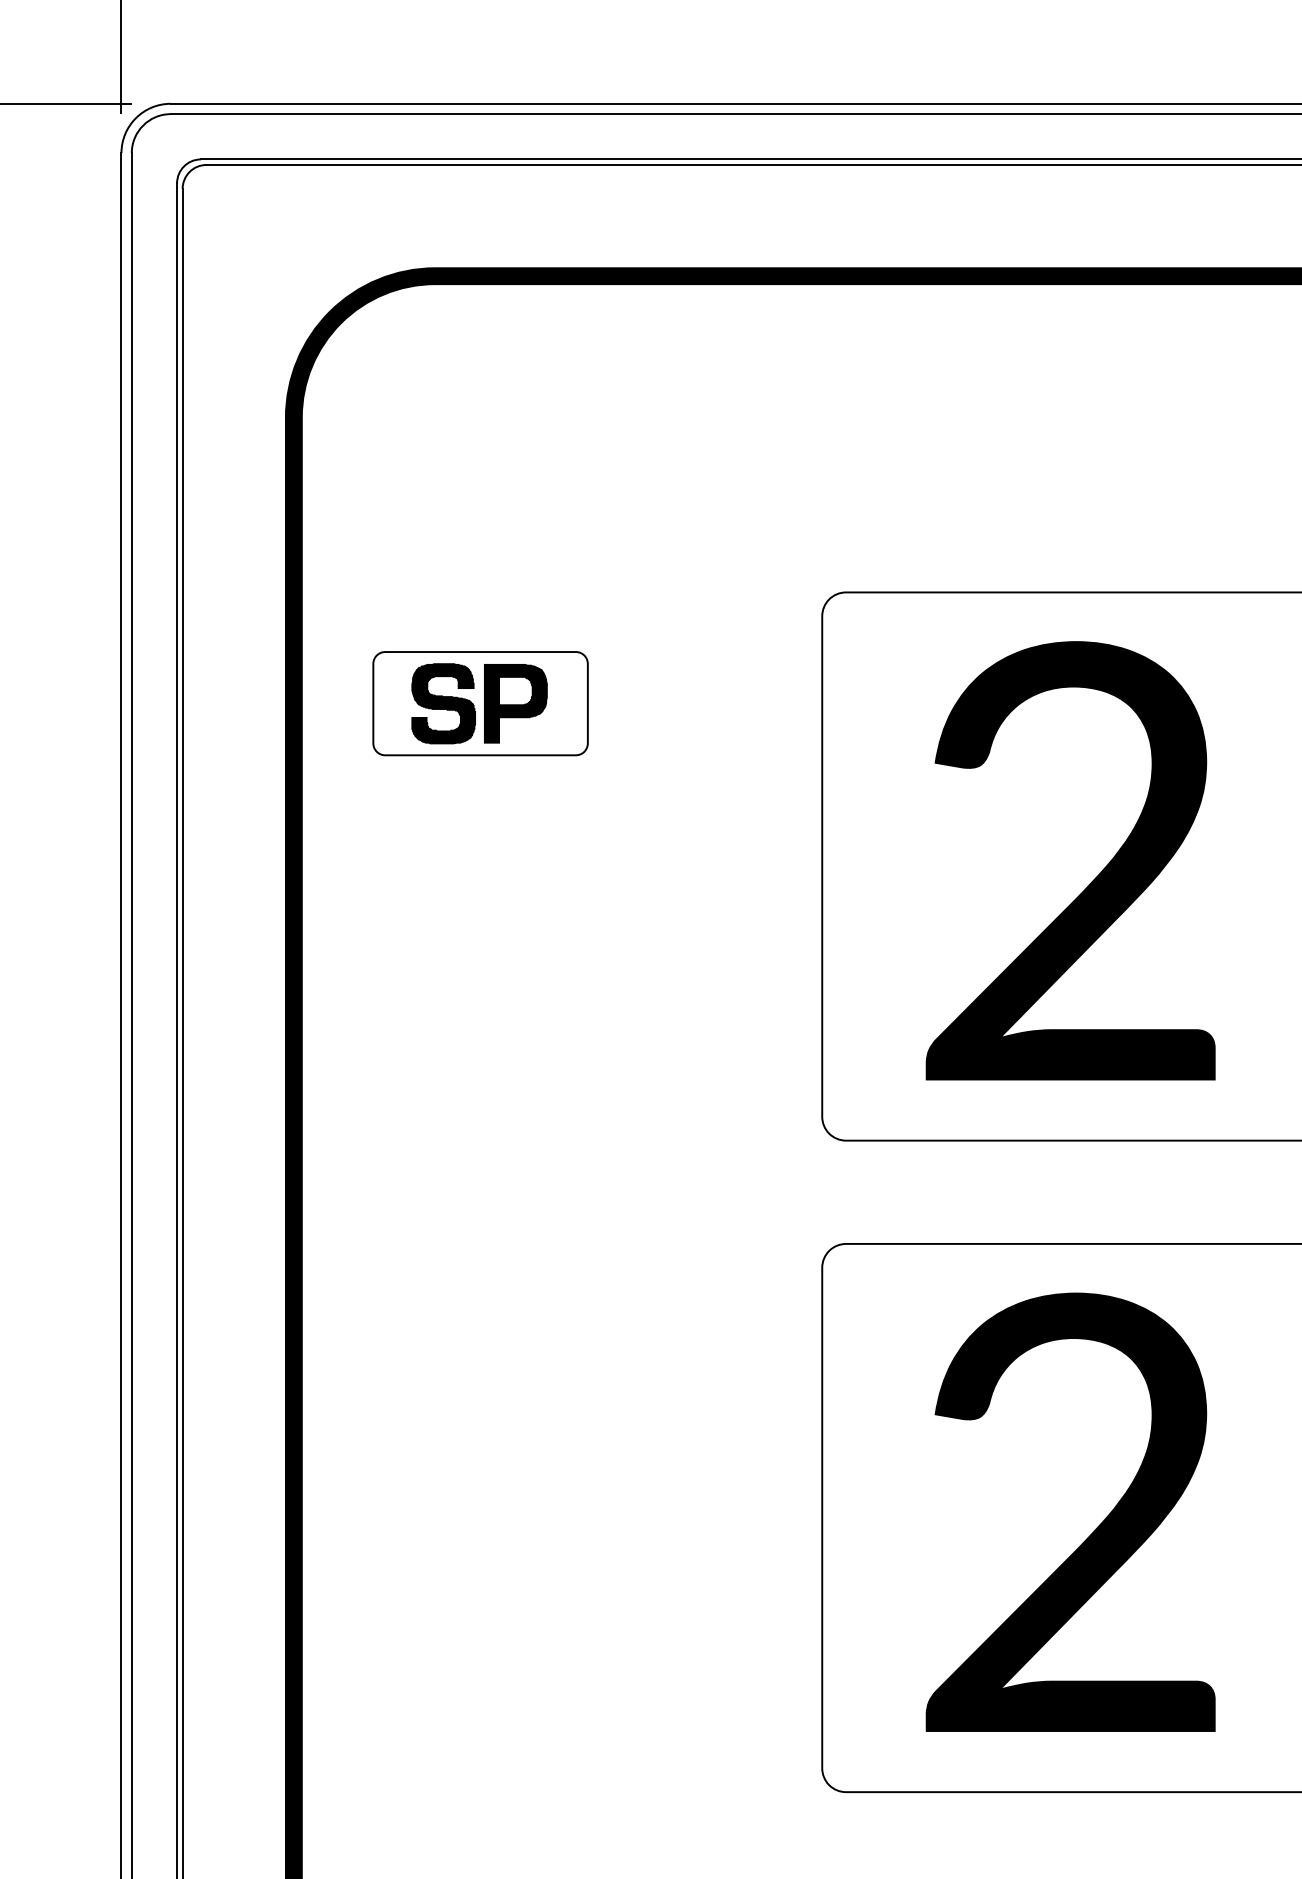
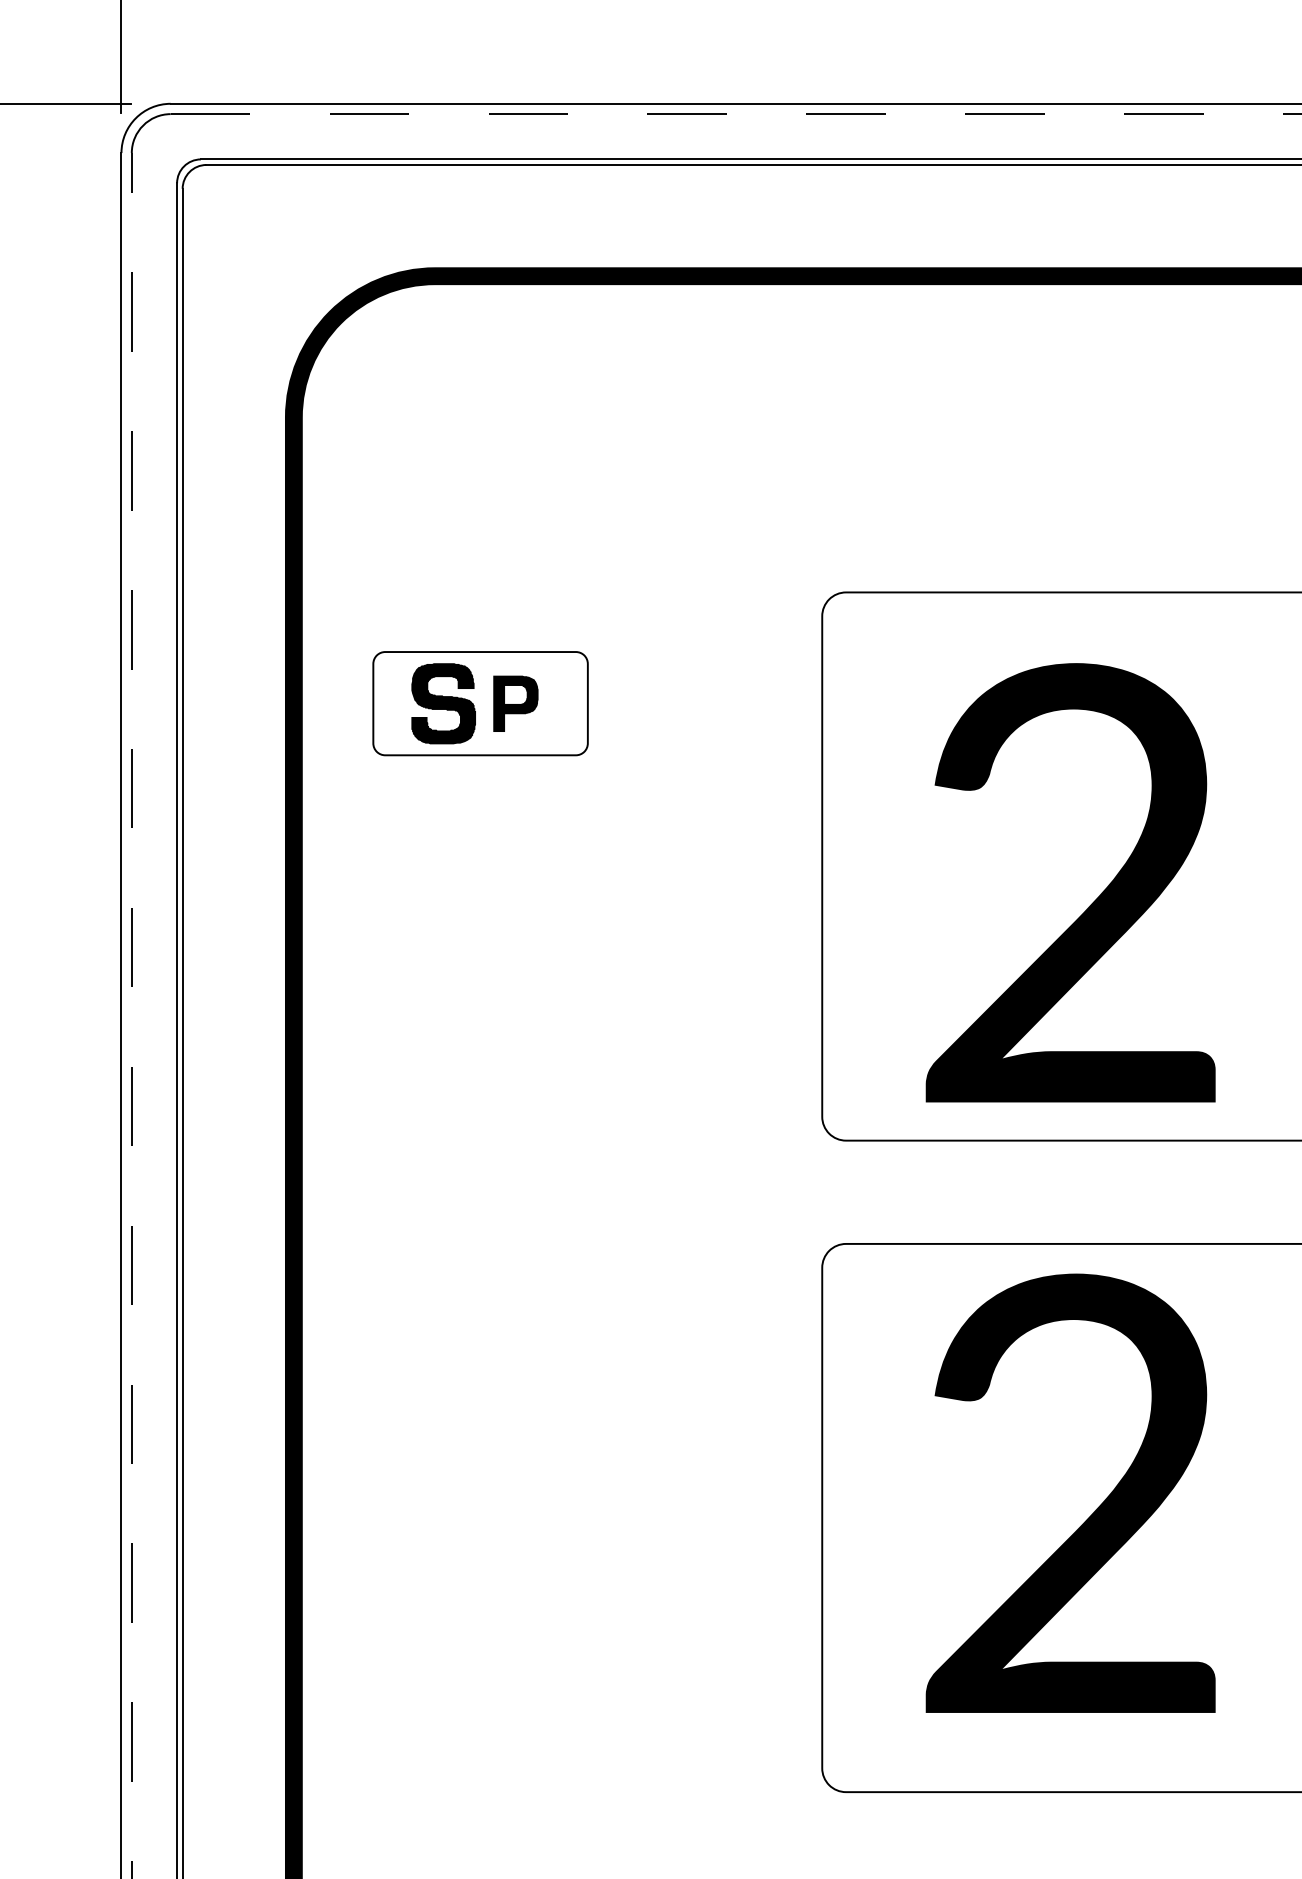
line: solid -> dashed (736, 114)
part size: 64x80 px -> 46x57 px (515, 703)
text position: (1070, 860) -> (1070, 882) (1070, 882)
line: solid -> dashed (131, 1015)
text position: (1070, 1511) -> (1070, 1492) (1070, 1492)
